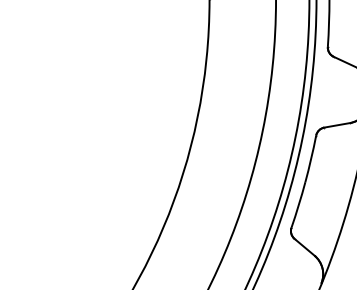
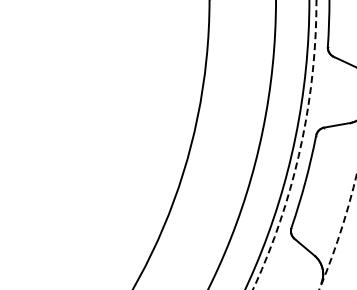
circle: solid -> dashed (284, 144)
circle: solid -> dashed (337, 231)
